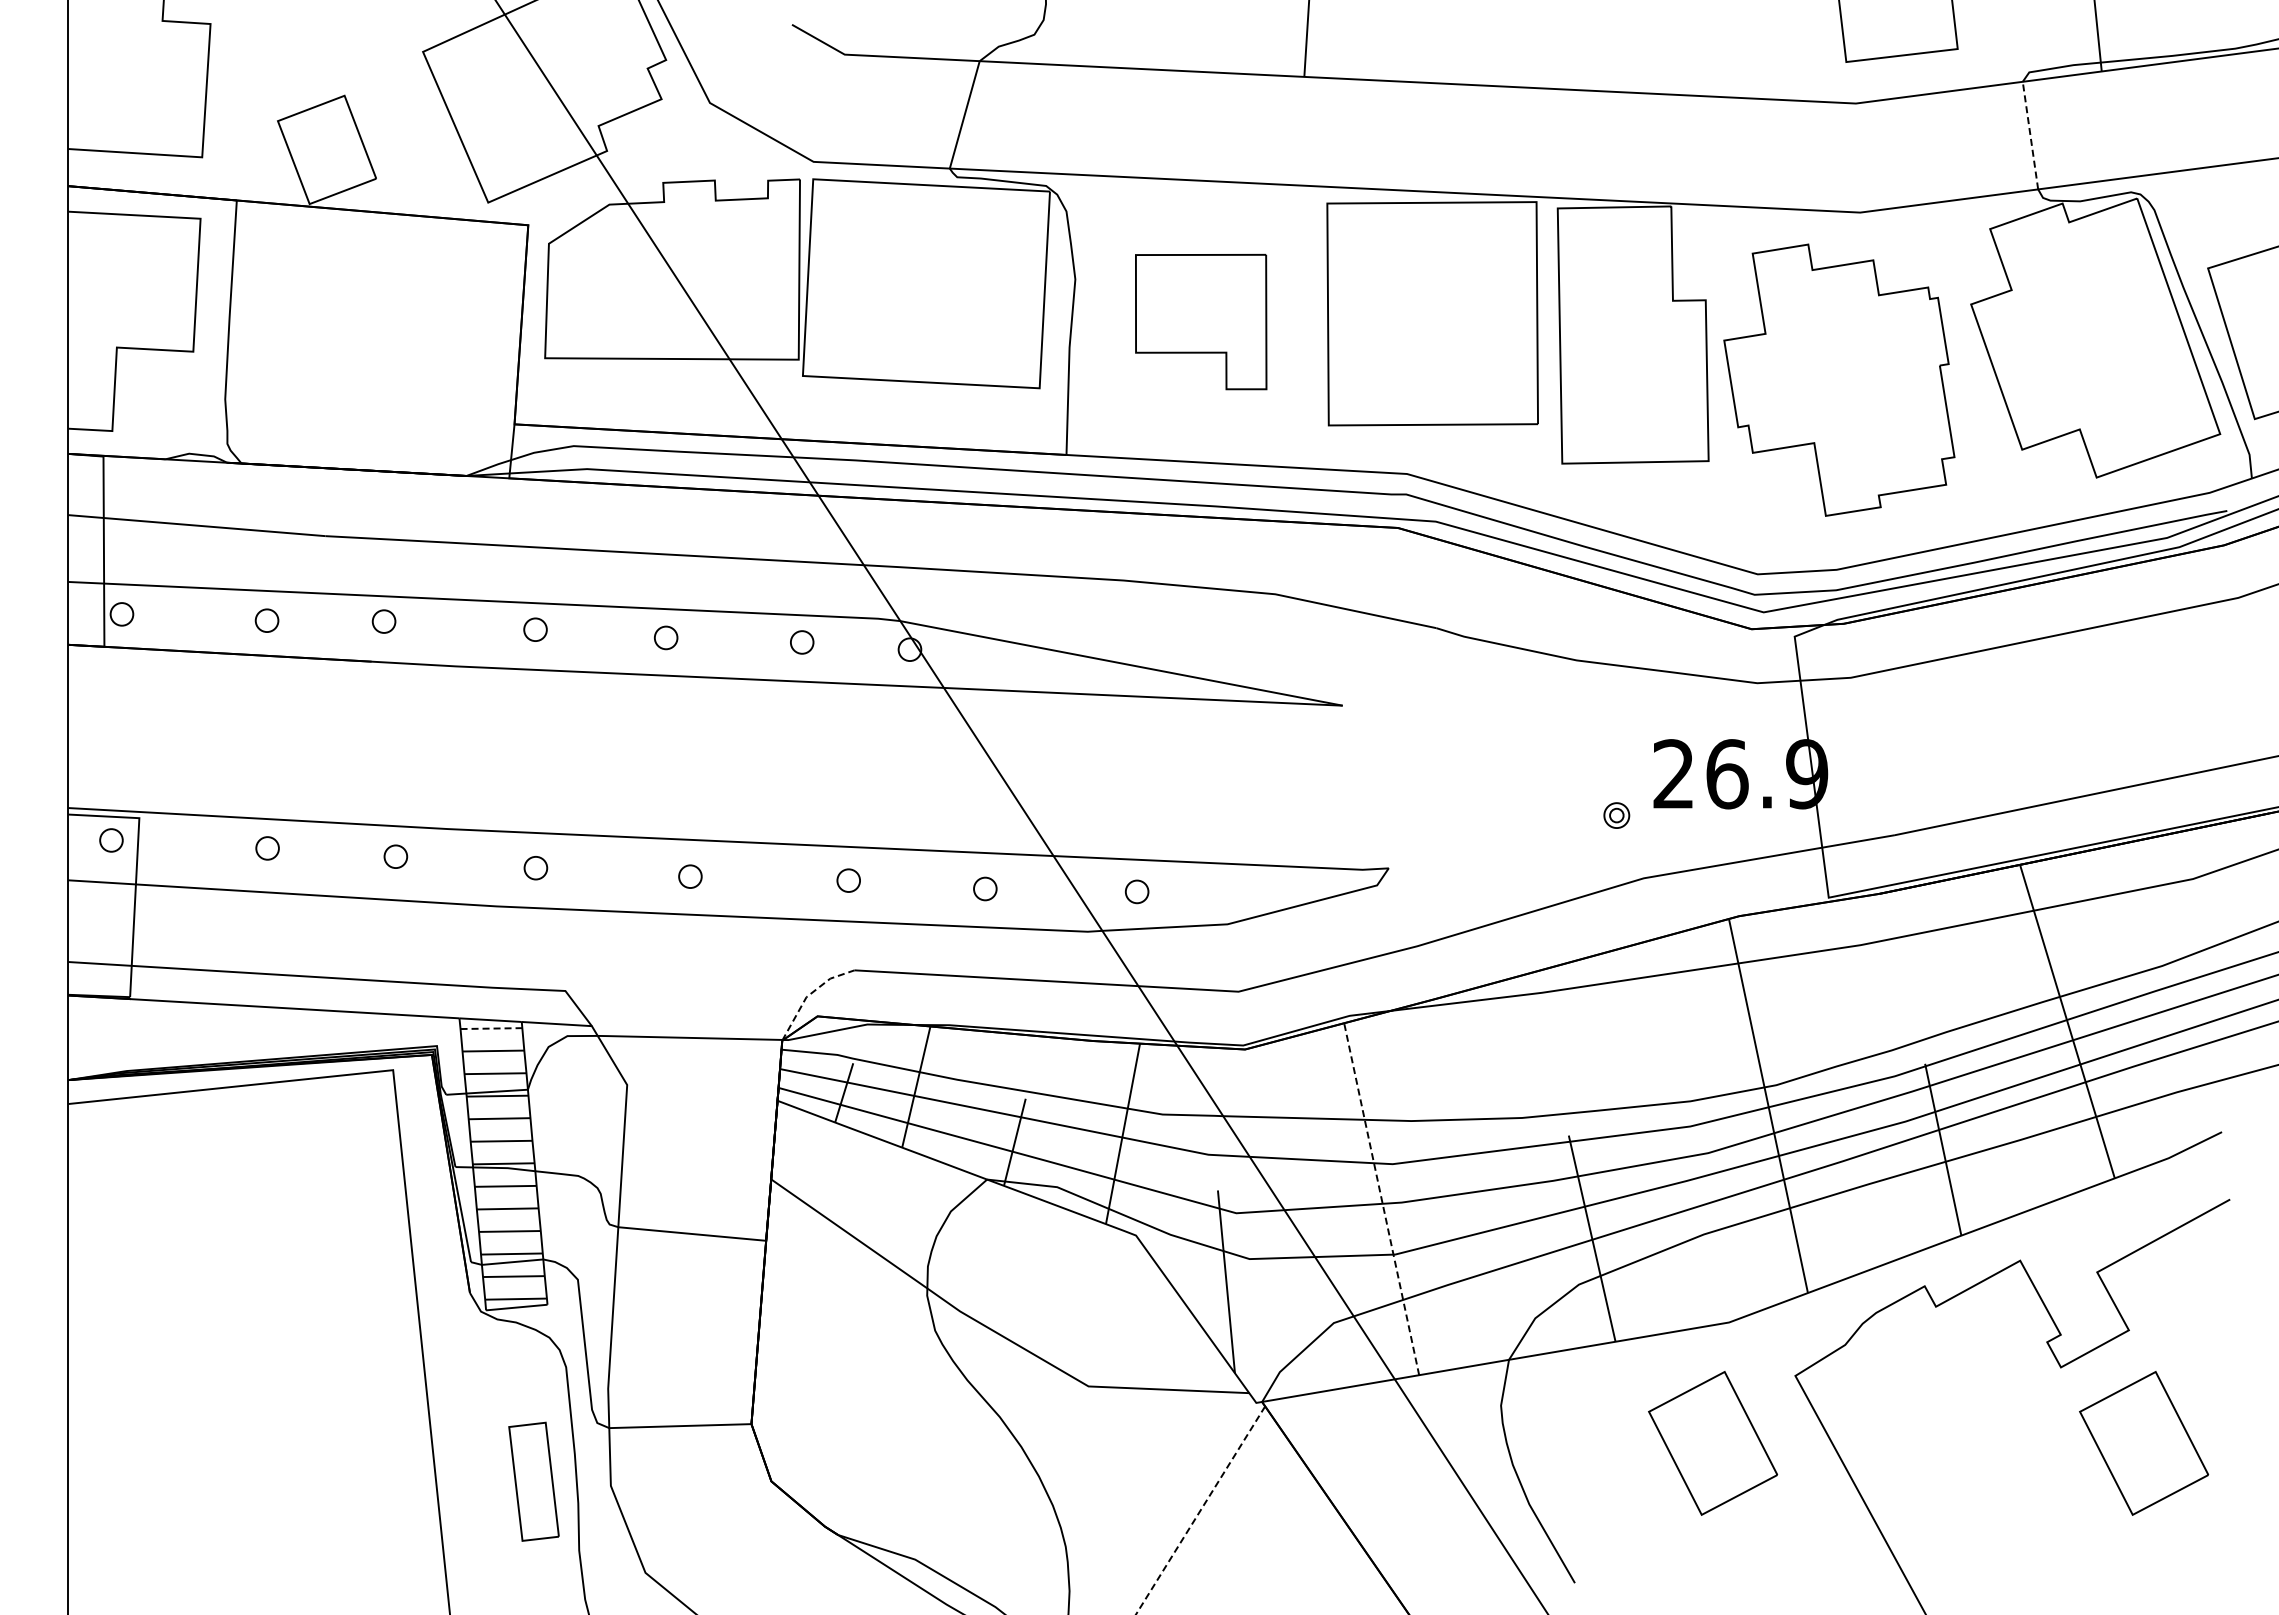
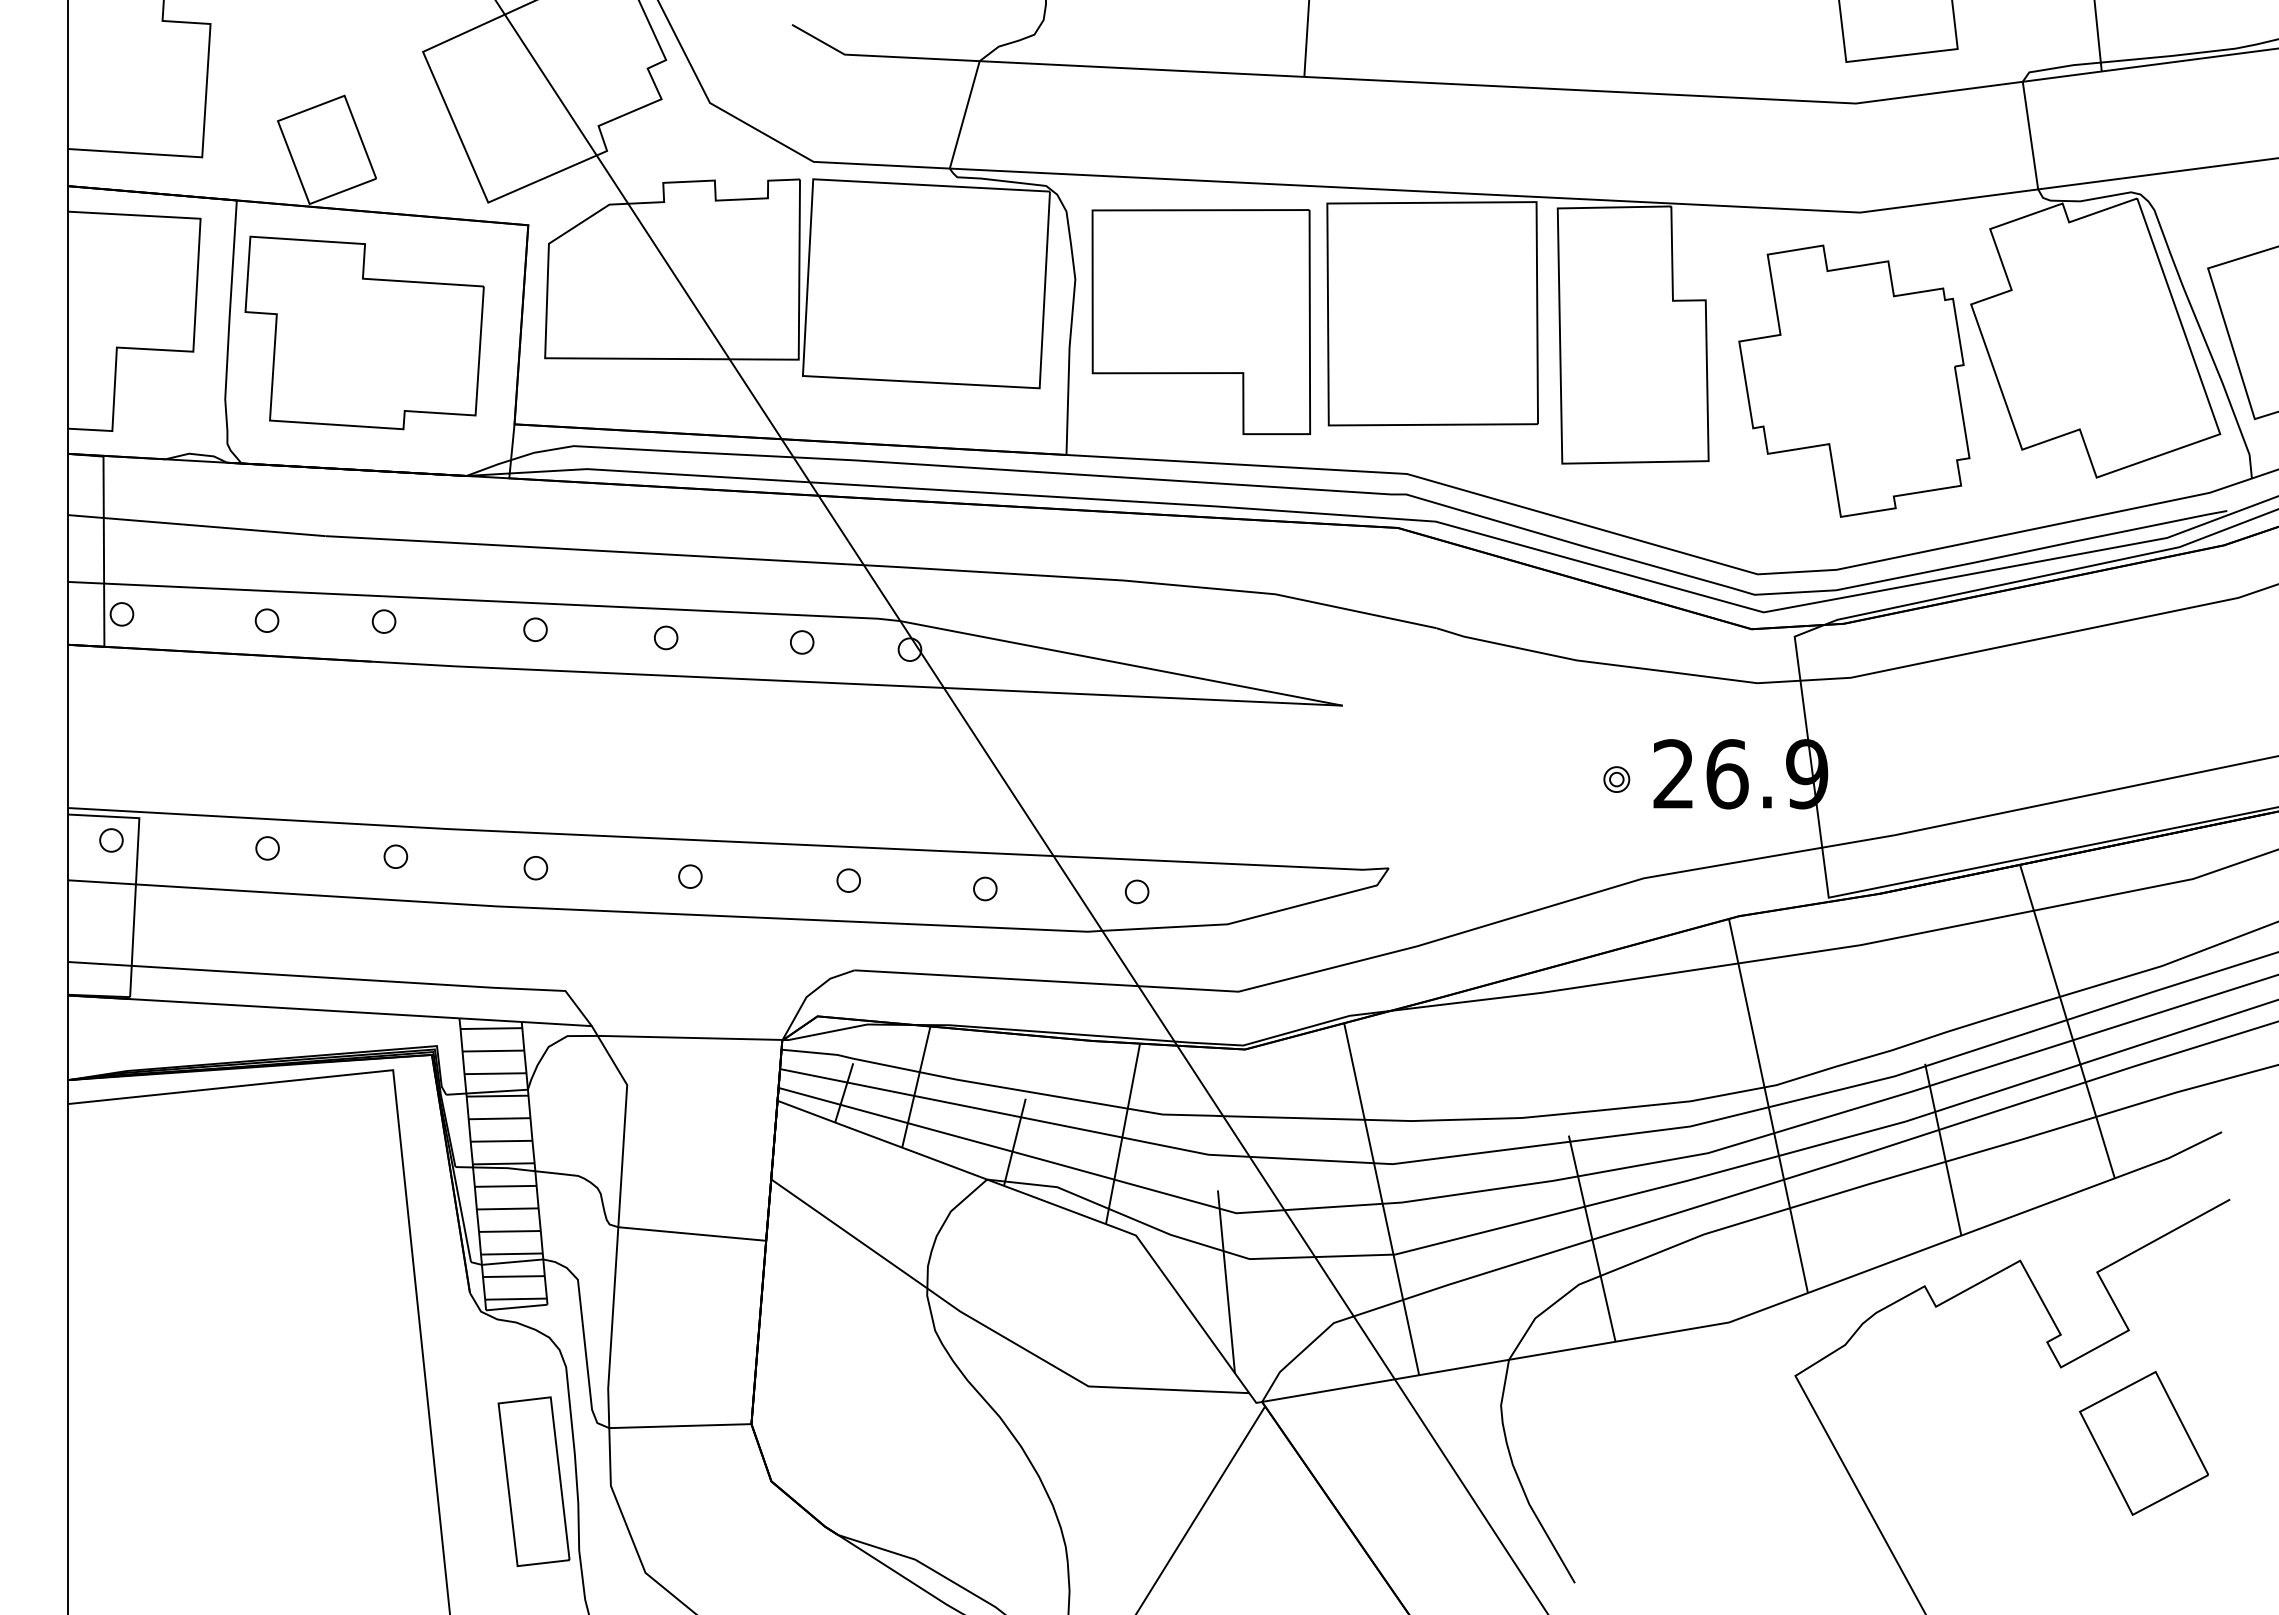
line: dashed -> solid (2030, 135)
part size: 133x138 px -> 220x226 px (1200, 321)
part: none -> present (364, 332)
part position: (1839, 379) -> (1854, 380) (1854, 380)
part position: (1616, 815) -> (1616, 779) (1616, 779)
line: dashed -> solid (809, 994)
line: dashed -> solid (491, 1028)
line: dashed -> solid (1381, 1199)
part: present -> none (1713, 1443)
part size: 52x121 px -> 74x172 px (533, 1481)
line: dashed -> solid (1200, 1510)
